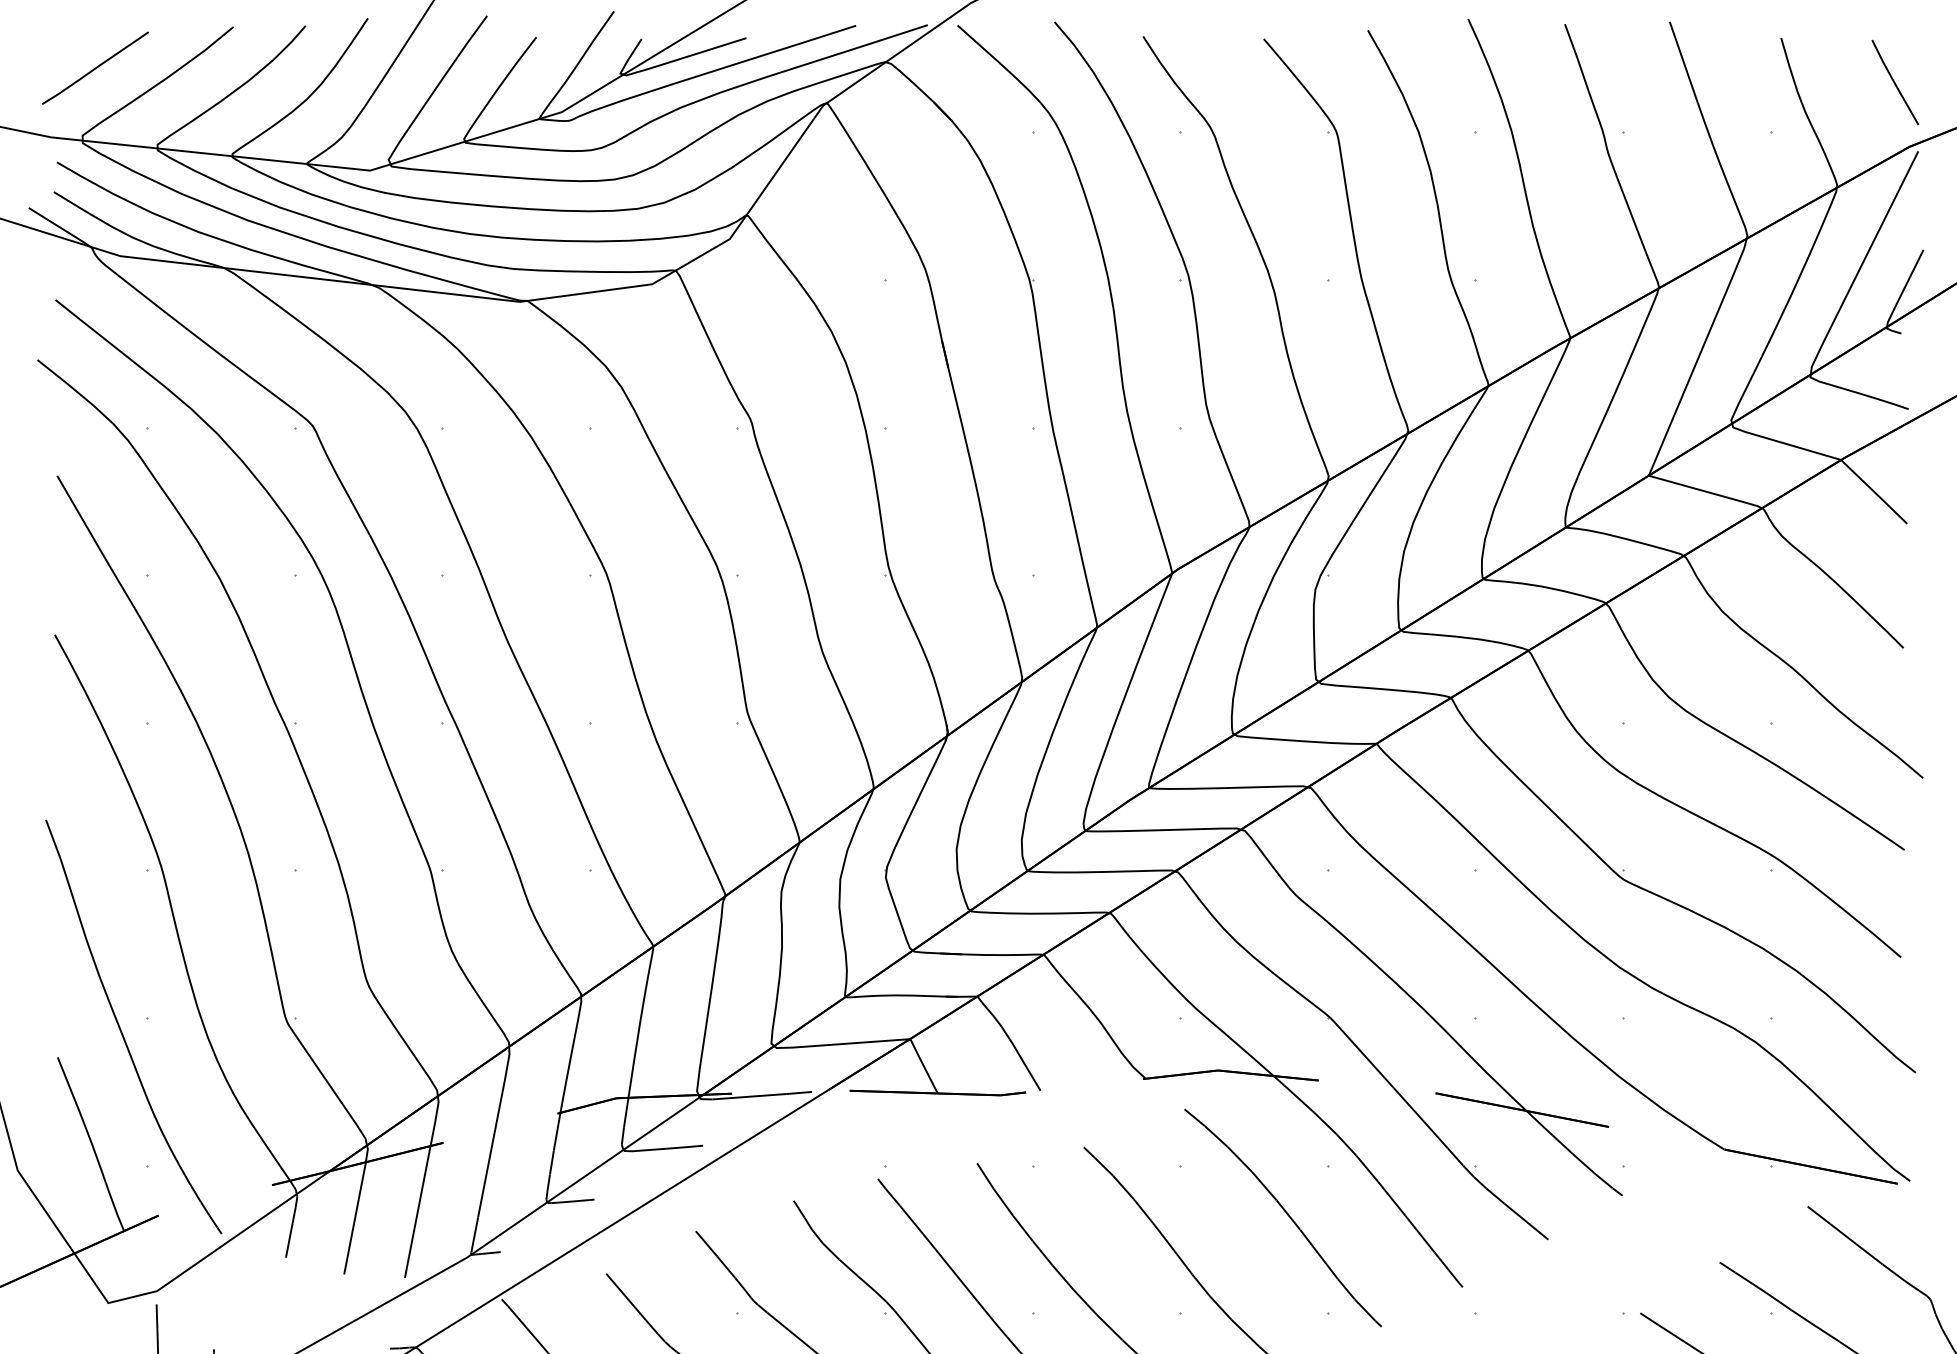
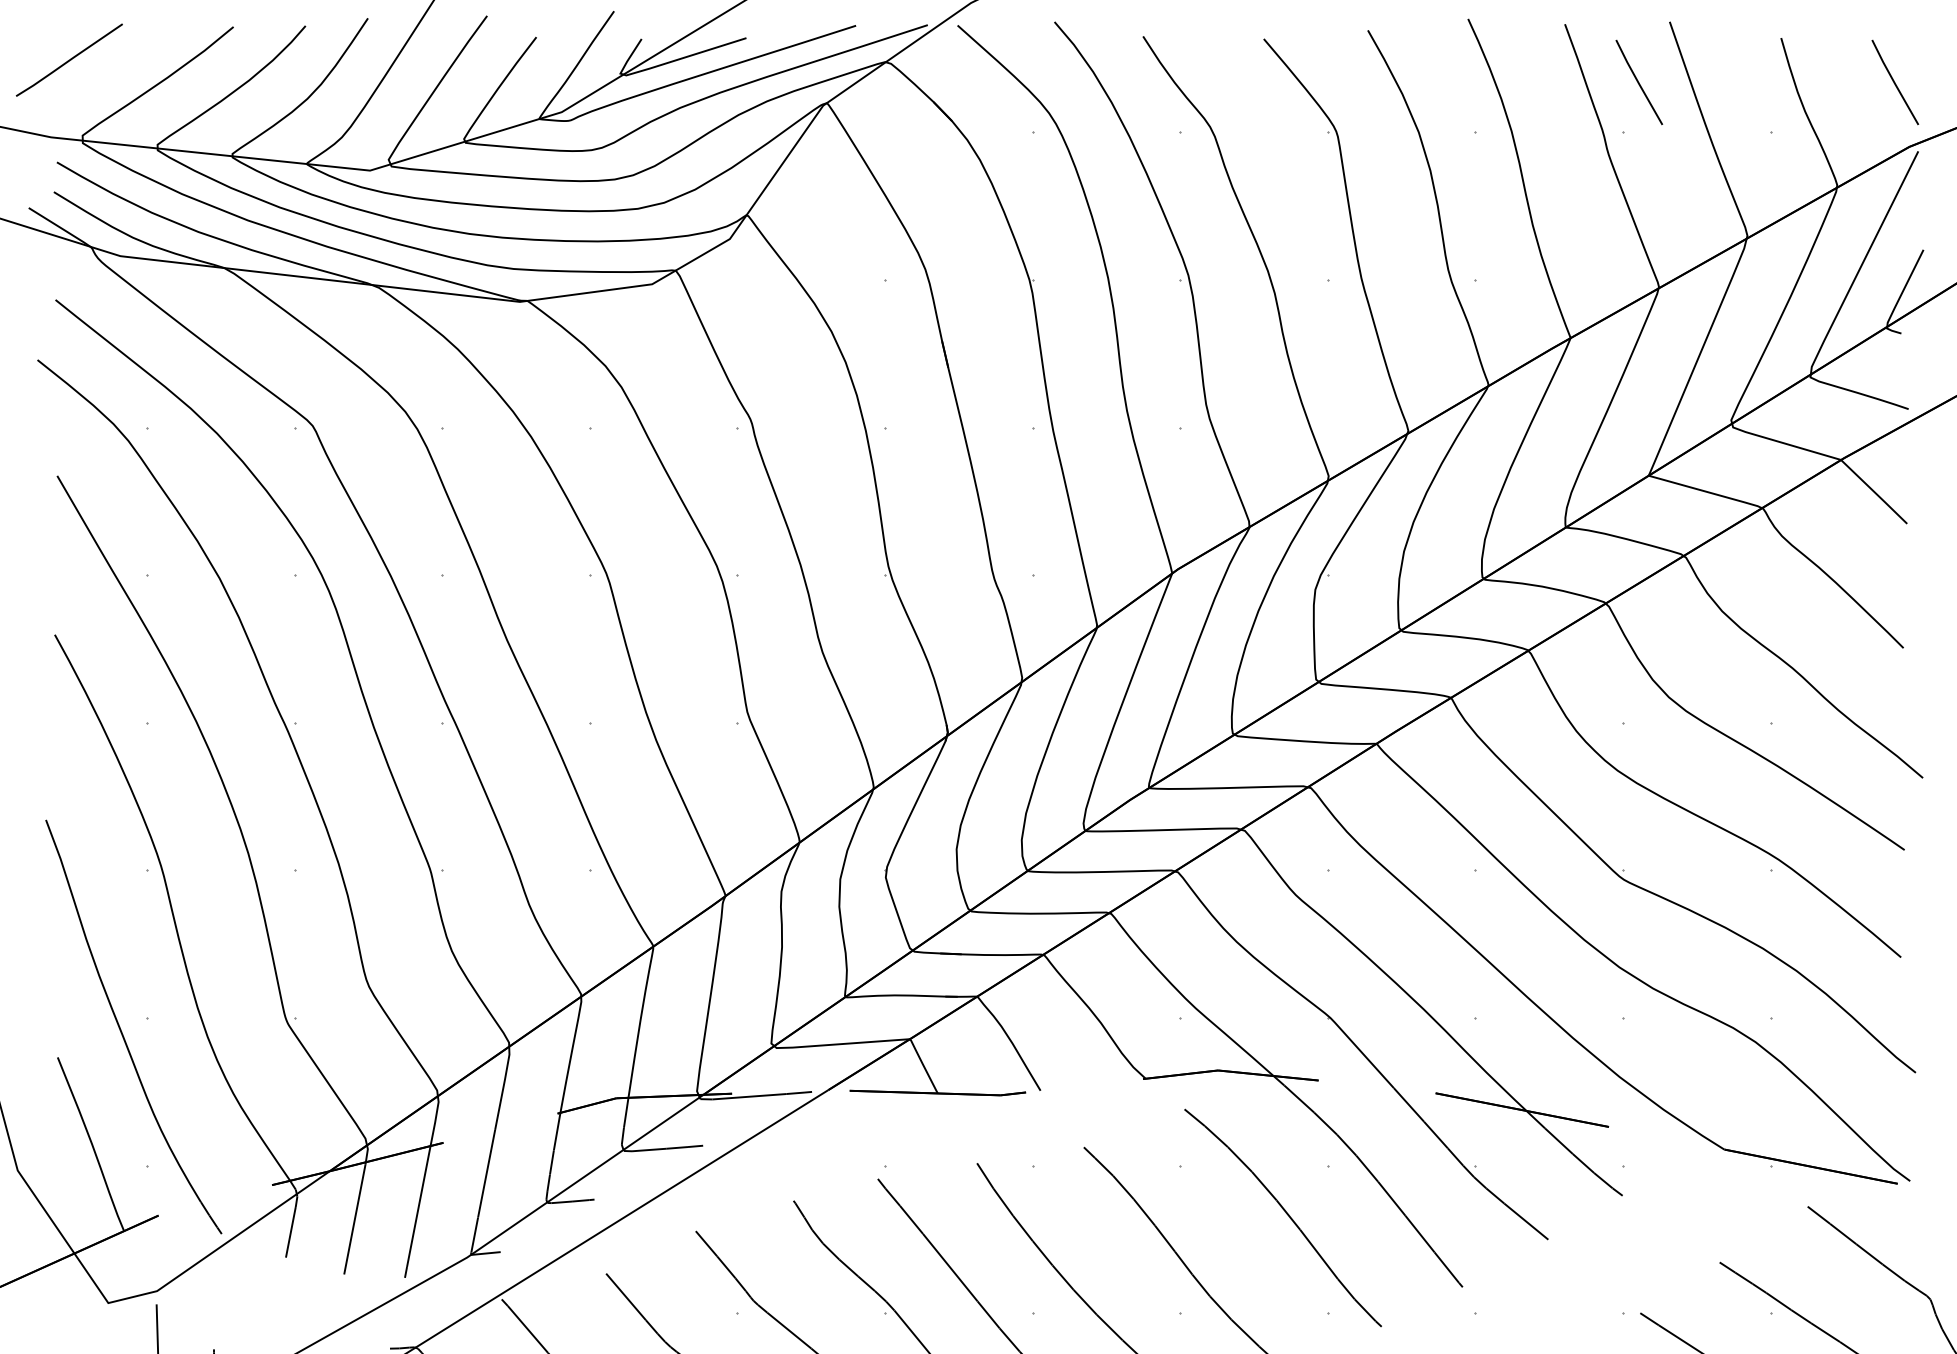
line position: (95, 67) -> (69, 59) (69, 59)
line: none -> present (1639, 82)
